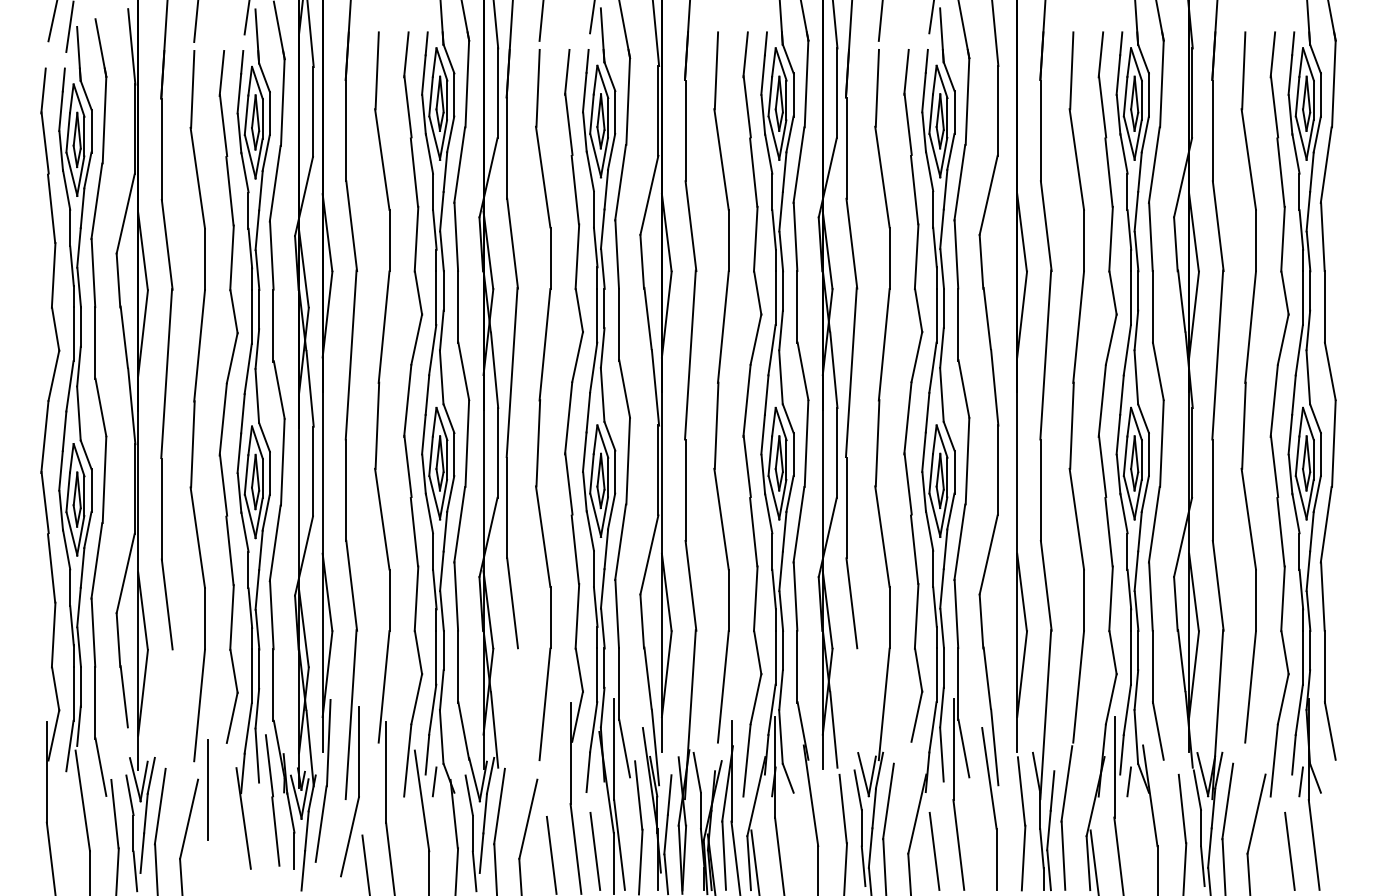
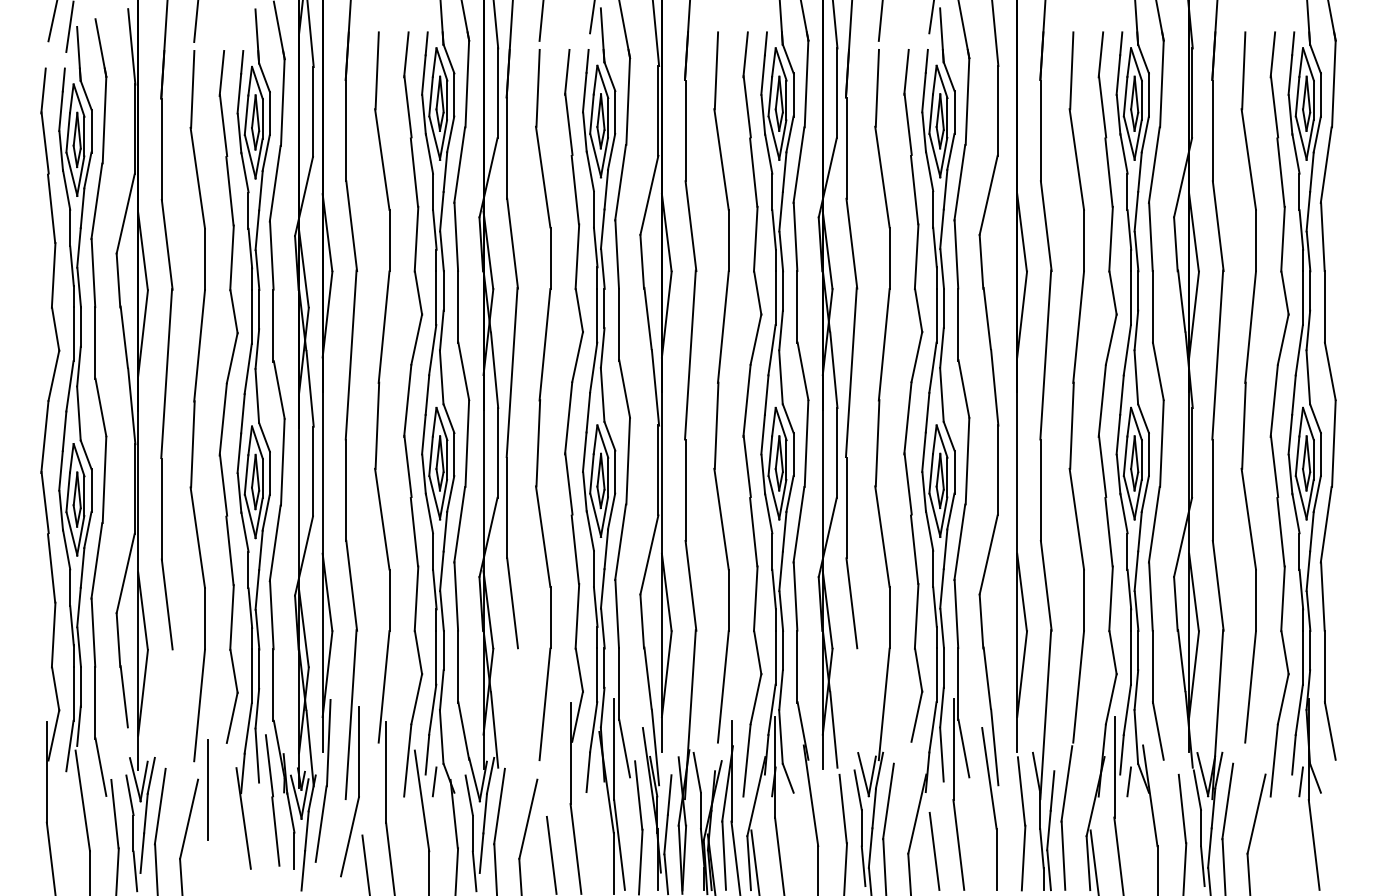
line: present -> none (246, 18)
line: present -> none (1289, 850)
line: present -> none (595, 851)
